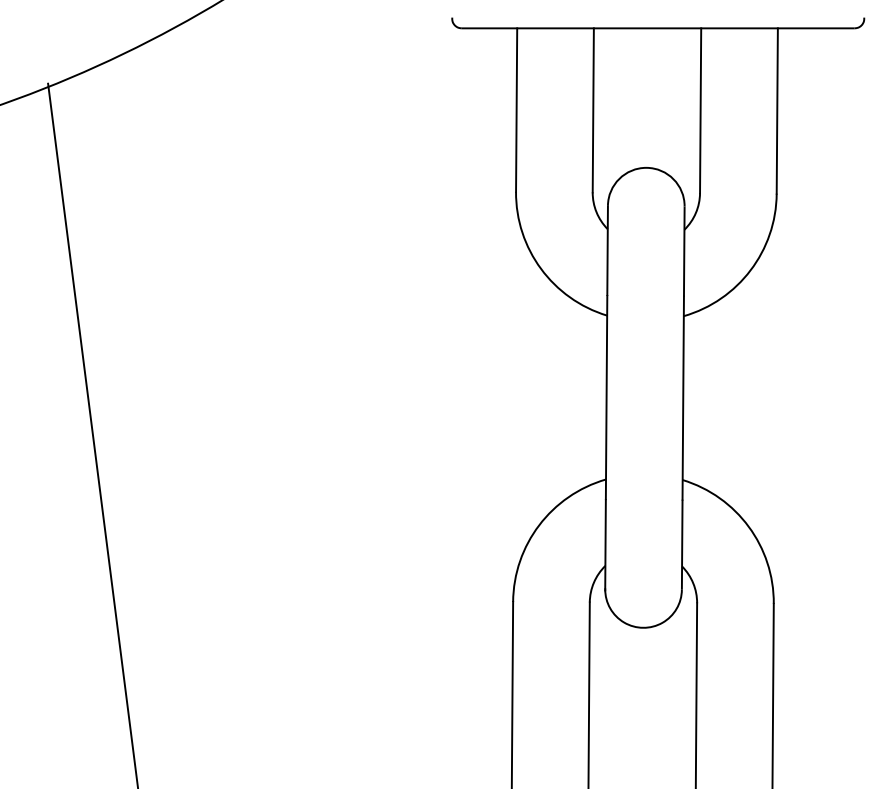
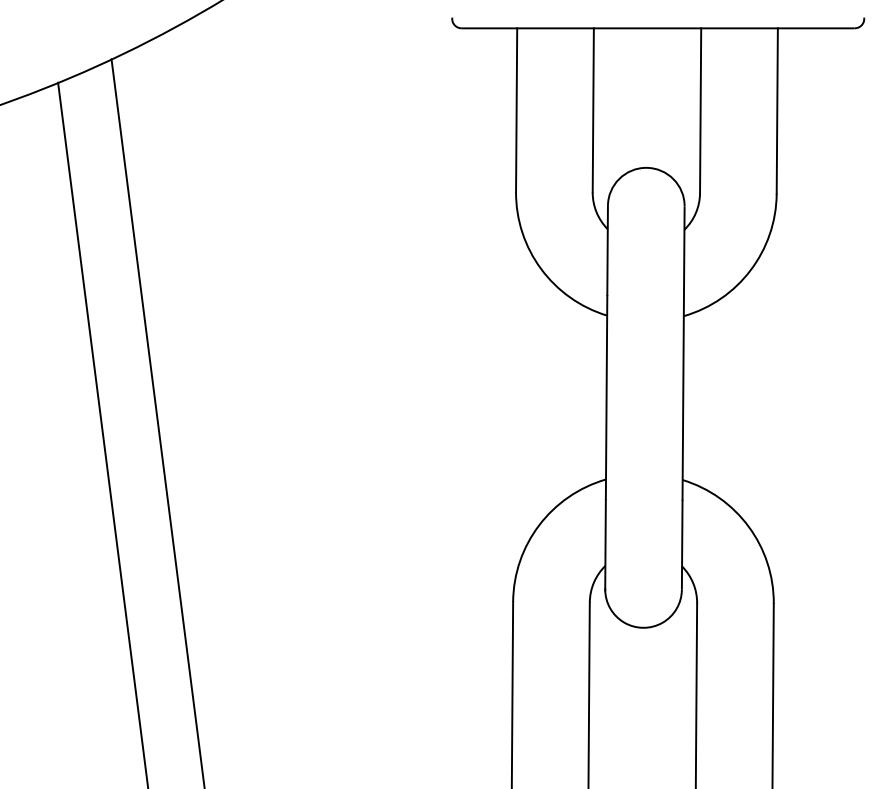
line: none -> present (157, 422)
line position: (92, 434) -> (102, 433) (102, 433)
